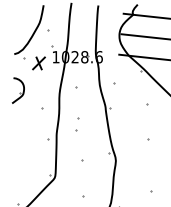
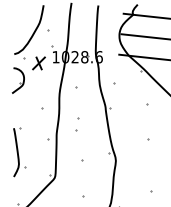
part position: (17, 90) -> (17, 80) (17, 80)
part: none -> present (19, 152)
